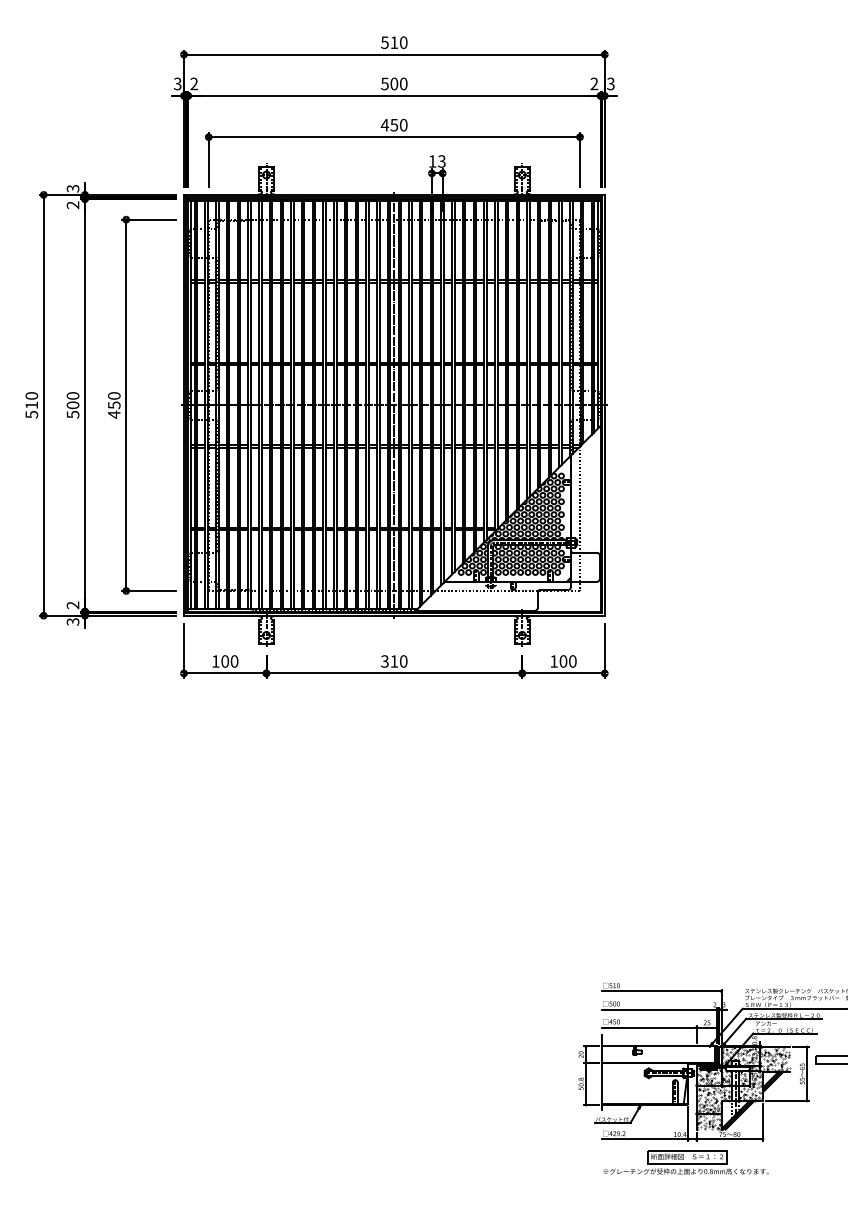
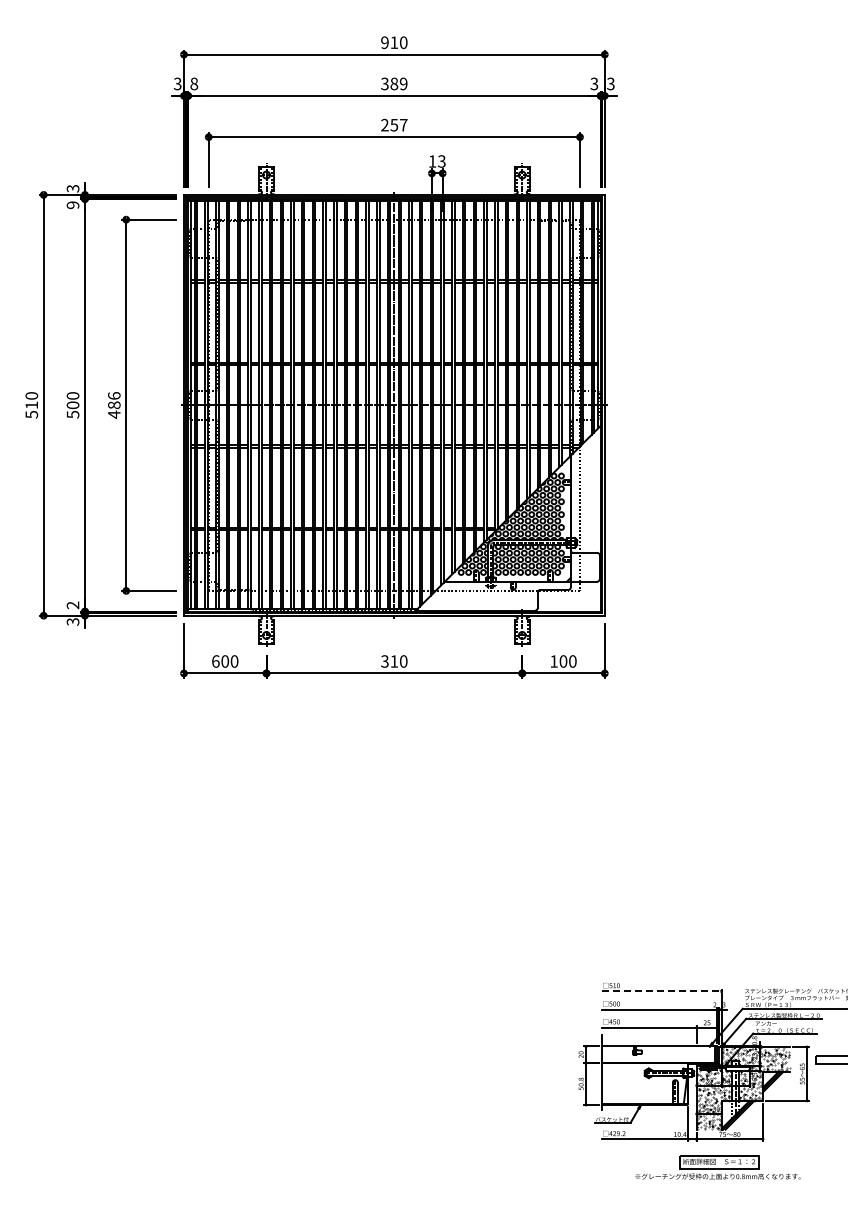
text: 510 -> 910 (384, 42)
text: 2 -> 8 (194, 83)
text: 500 -> 389 (394, 83)
text: 2 -> 3 (594, 84)
text: 450 -> 257 (393, 124)
text: 2 -> 9 (73, 205)
text: 450 -> 486 (114, 400)
text: 100 -> 600 (215, 661)
line: solid -> dashed (661, 991)
part position: (685, 1162) -> (717, 1167) (717, 1167)
